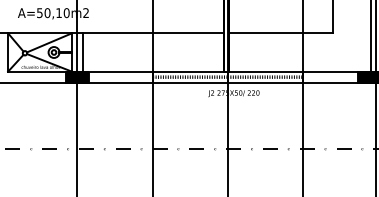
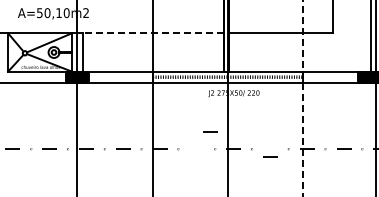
line: solid -> dashed (153, 33)
line: solid -> dashed (302, 98)
line position: (196, 148) -> (210, 131) (210, 131)
line position: (270, 148) -> (270, 156) (270, 156)
